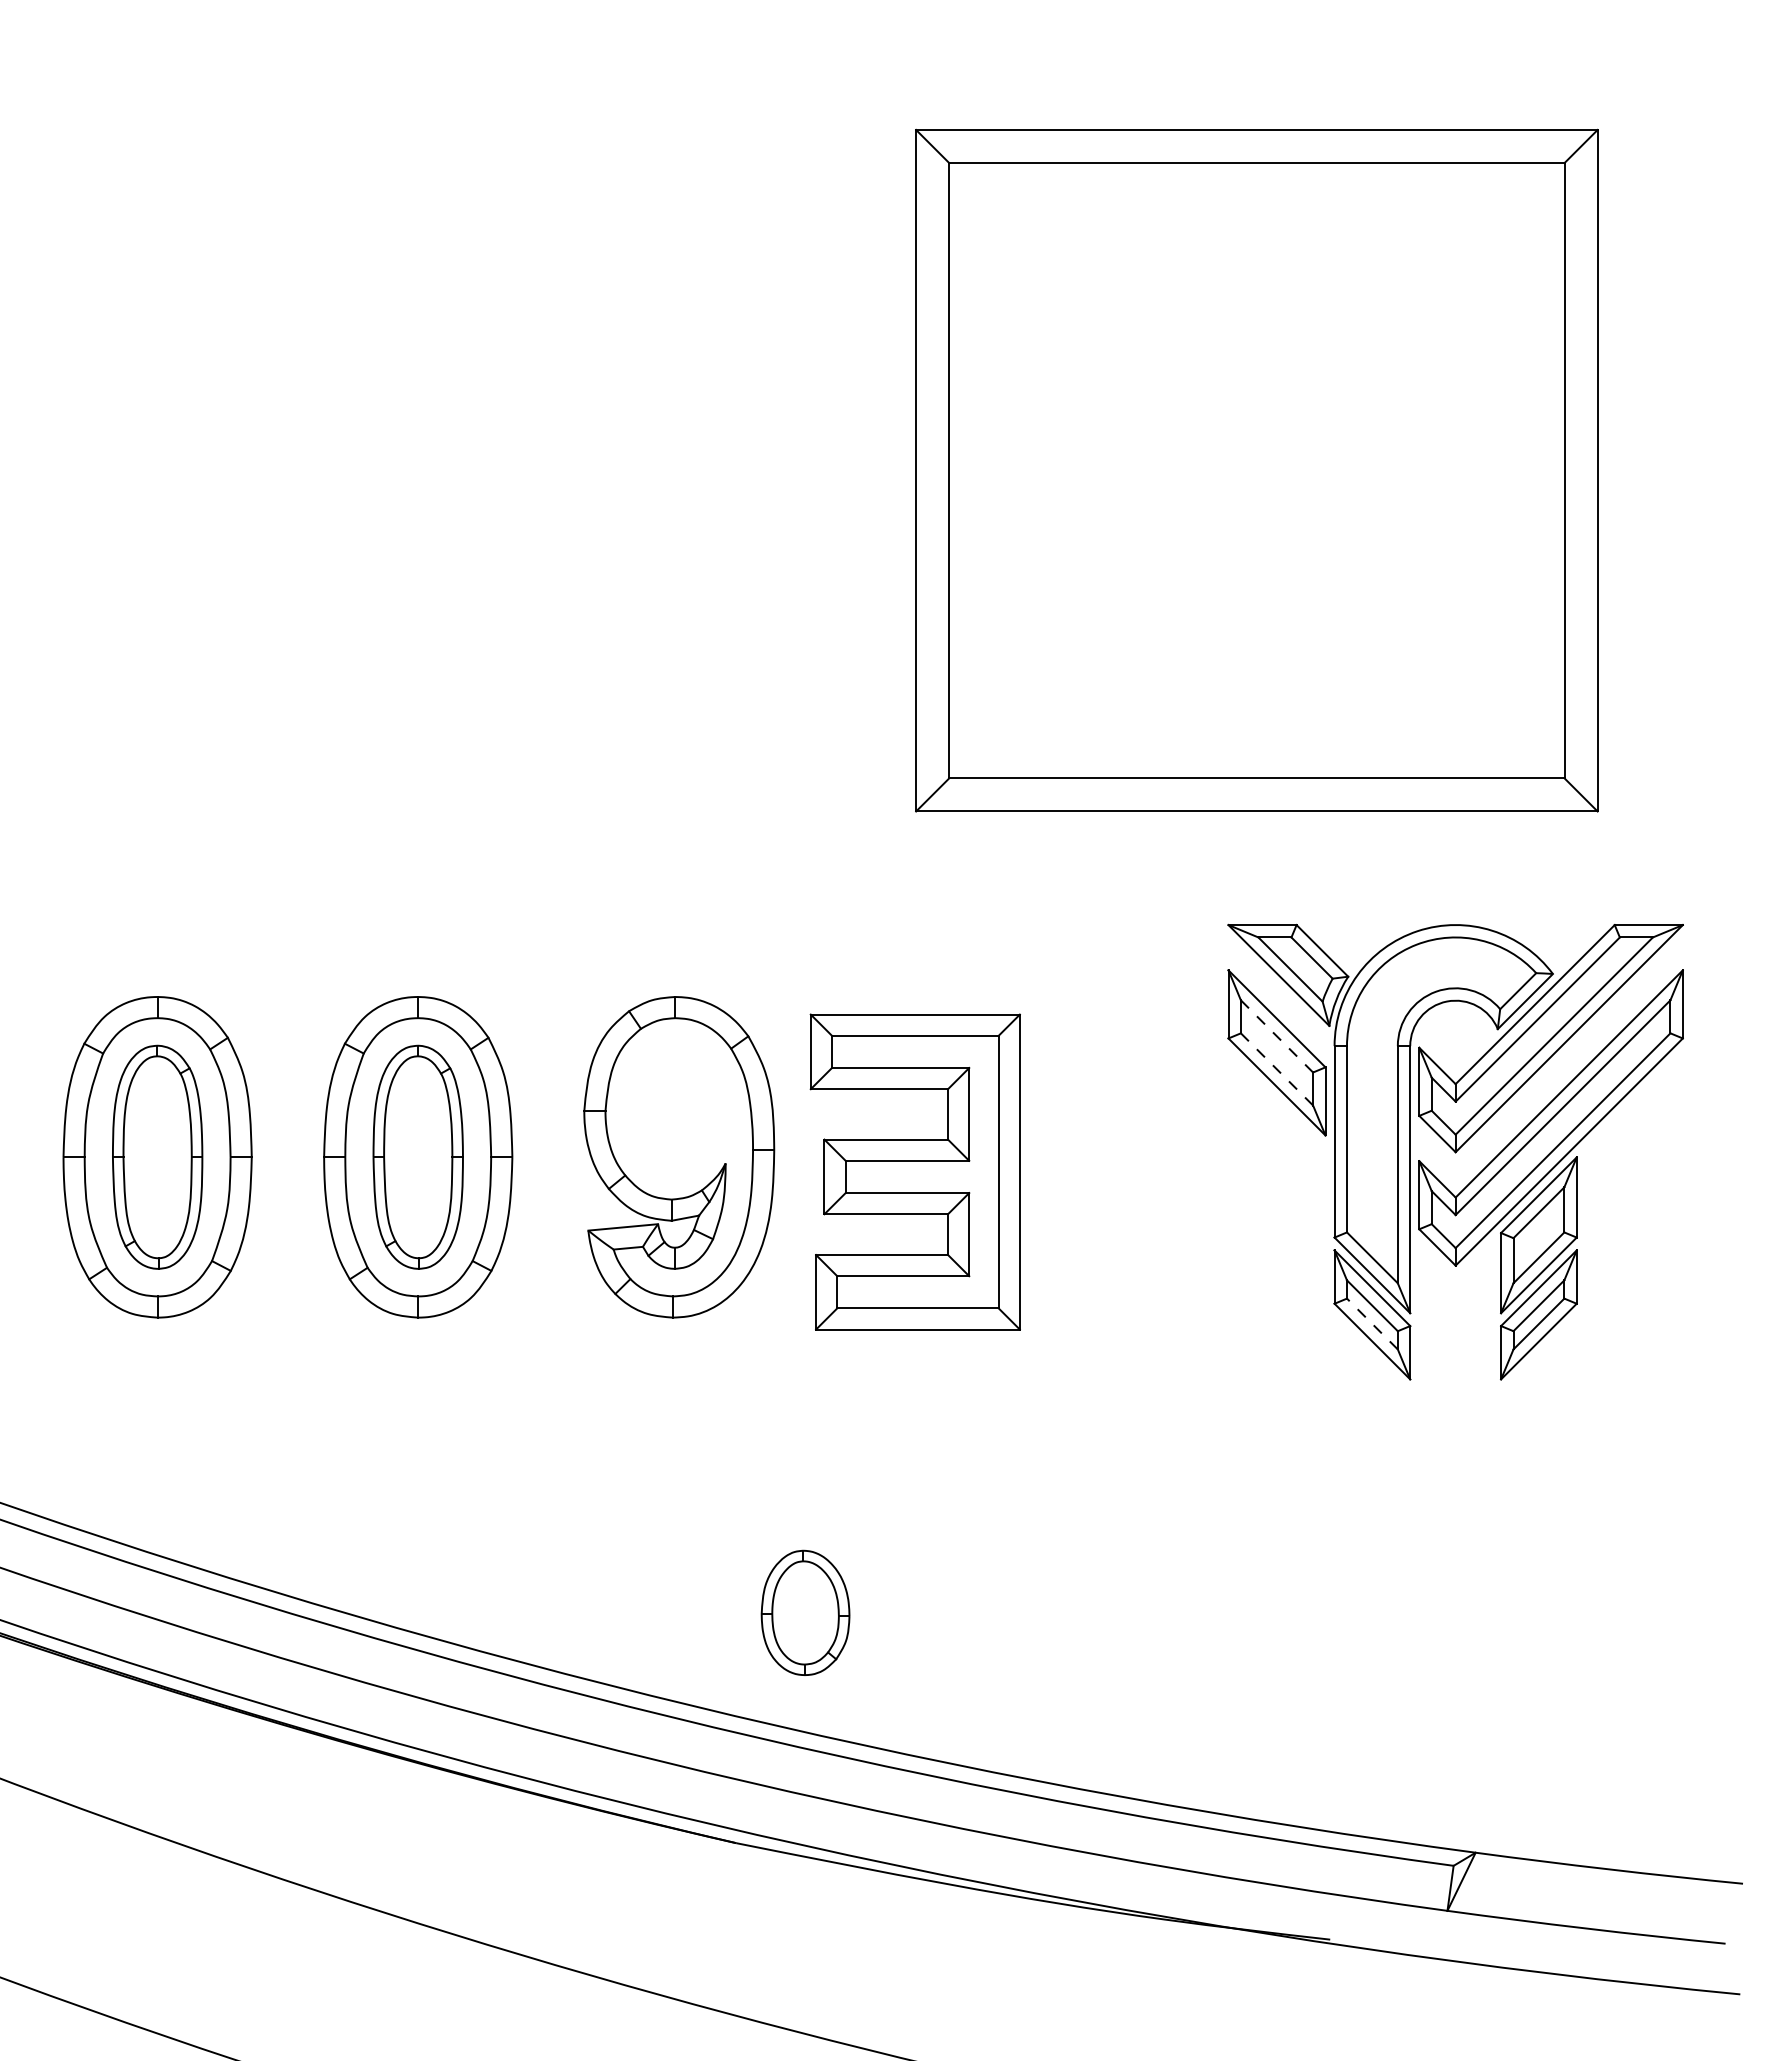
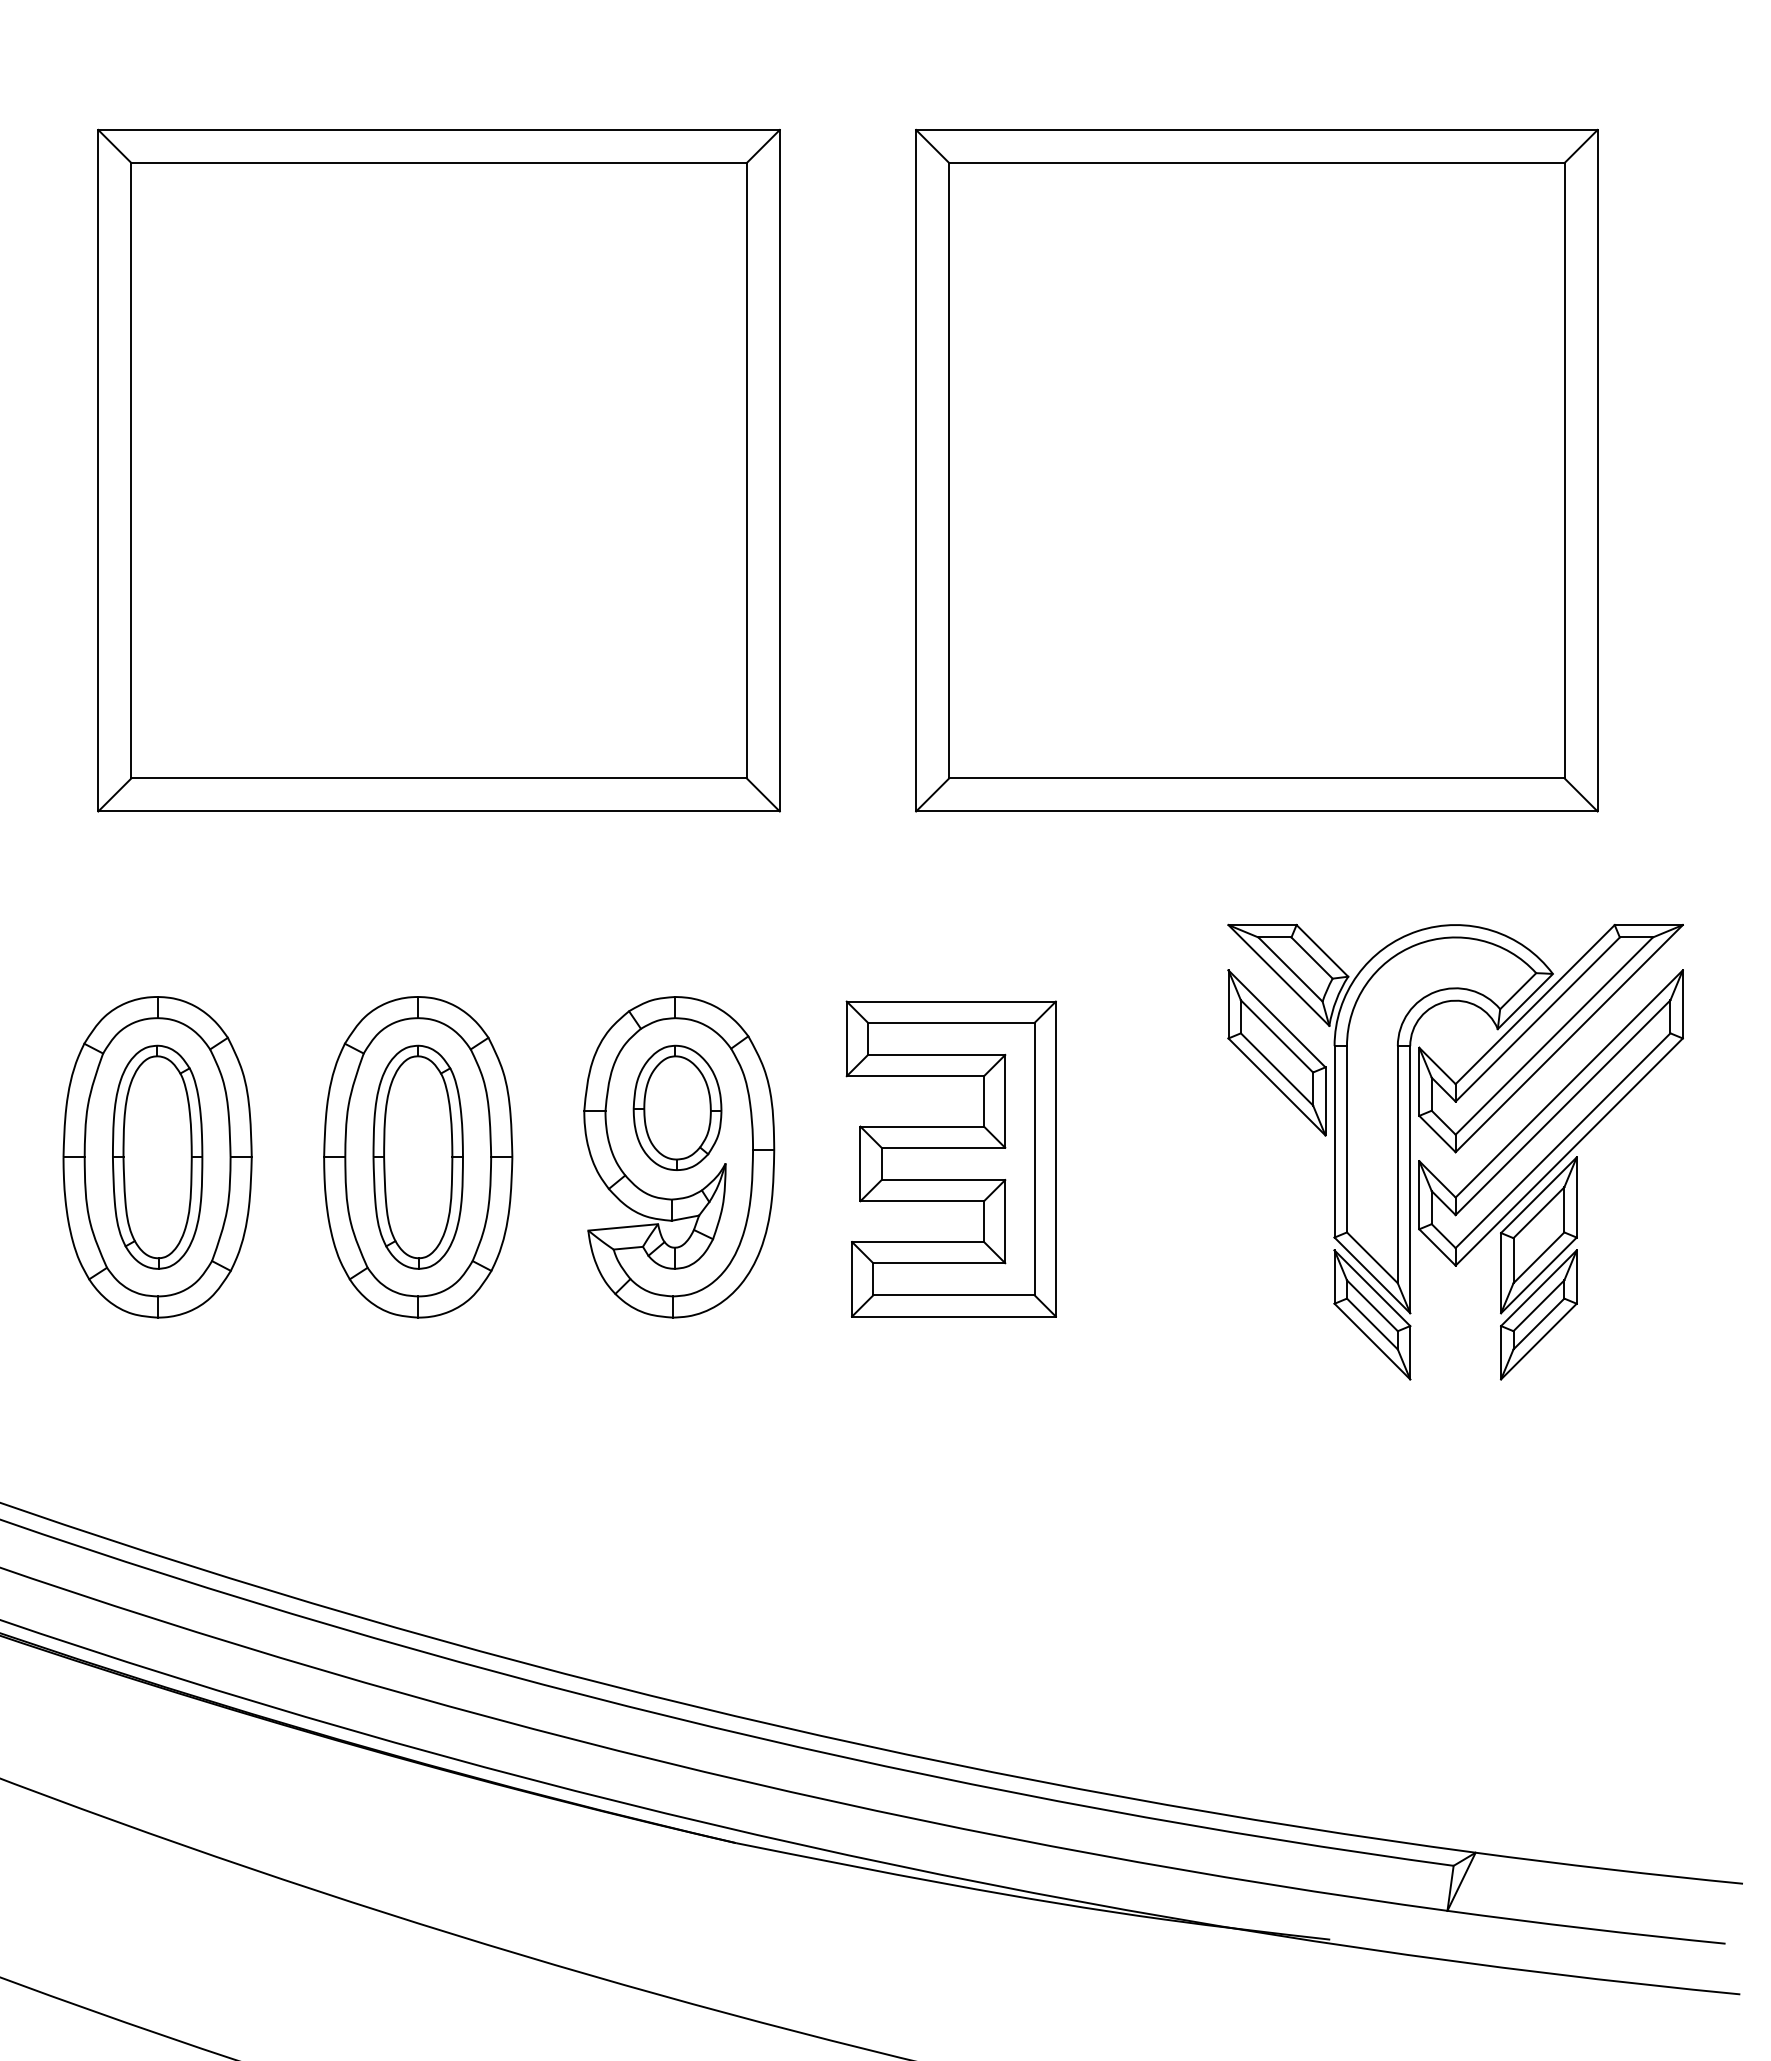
part: none -> present (438, 470)
line: dashed -> solid (1277, 1036)
line: dashed -> solid (1276, 1069)
part position: (914, 1171) -> (950, 1158) (950, 1158)
line: dashed -> solid (1372, 1324)
part position: (805, 1612) -> (677, 1107) (677, 1107)
